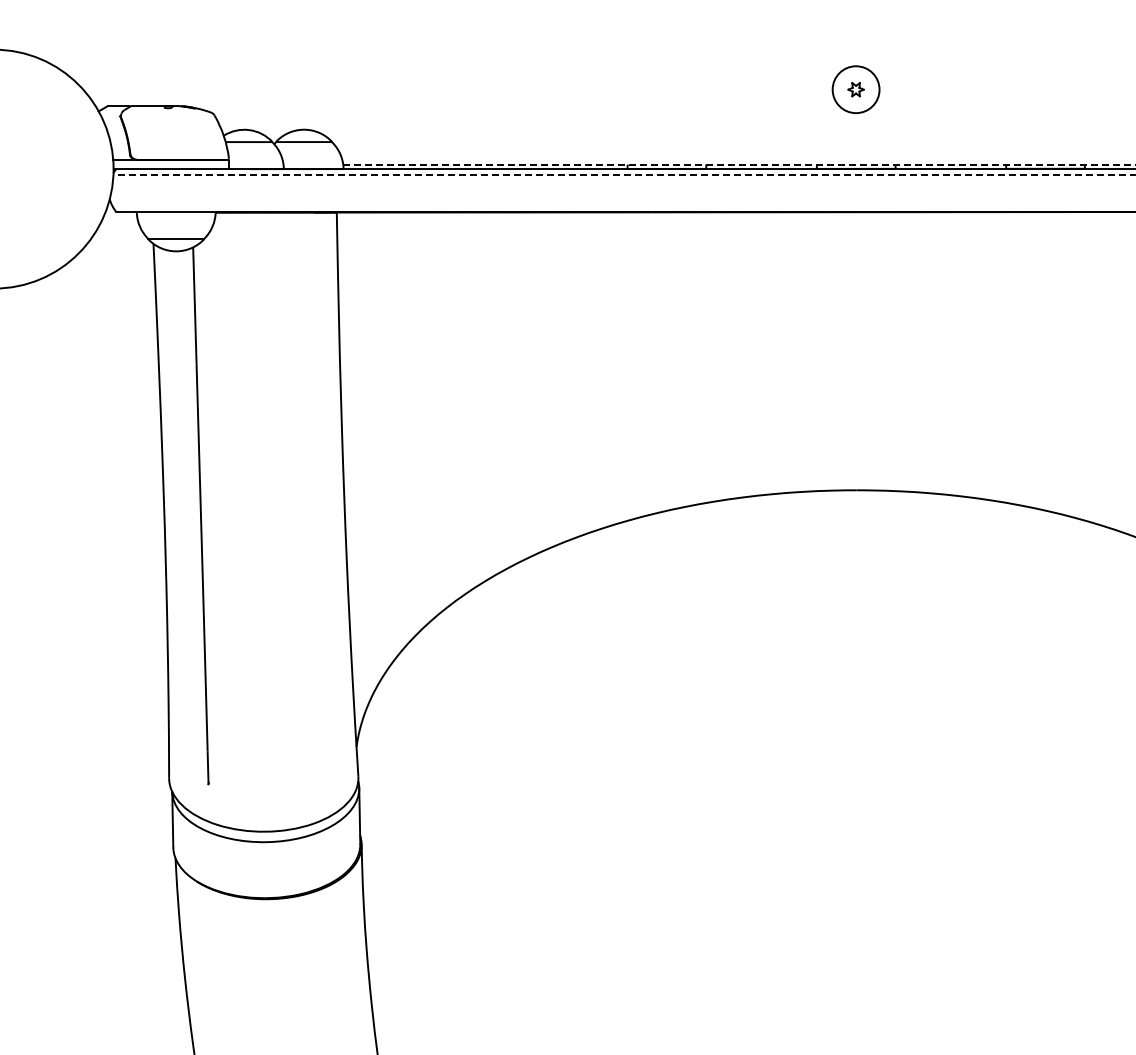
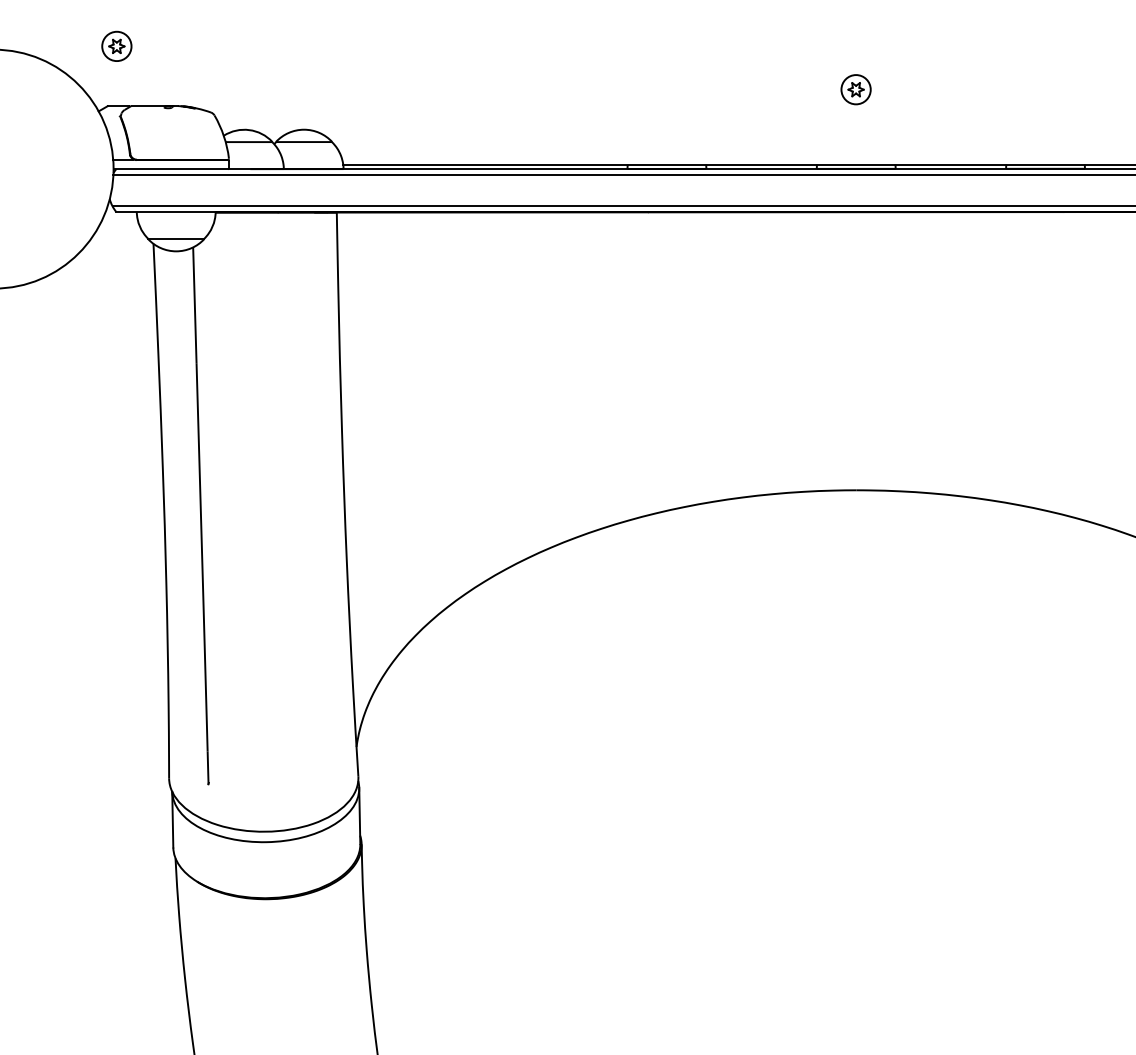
part: none -> present (116, 45)
circle diameter: 47 px -> 29 px (855, 89)
line: dashed -> solid (739, 164)
line: dashed -> solid (624, 174)
line: none -> present (622, 206)
